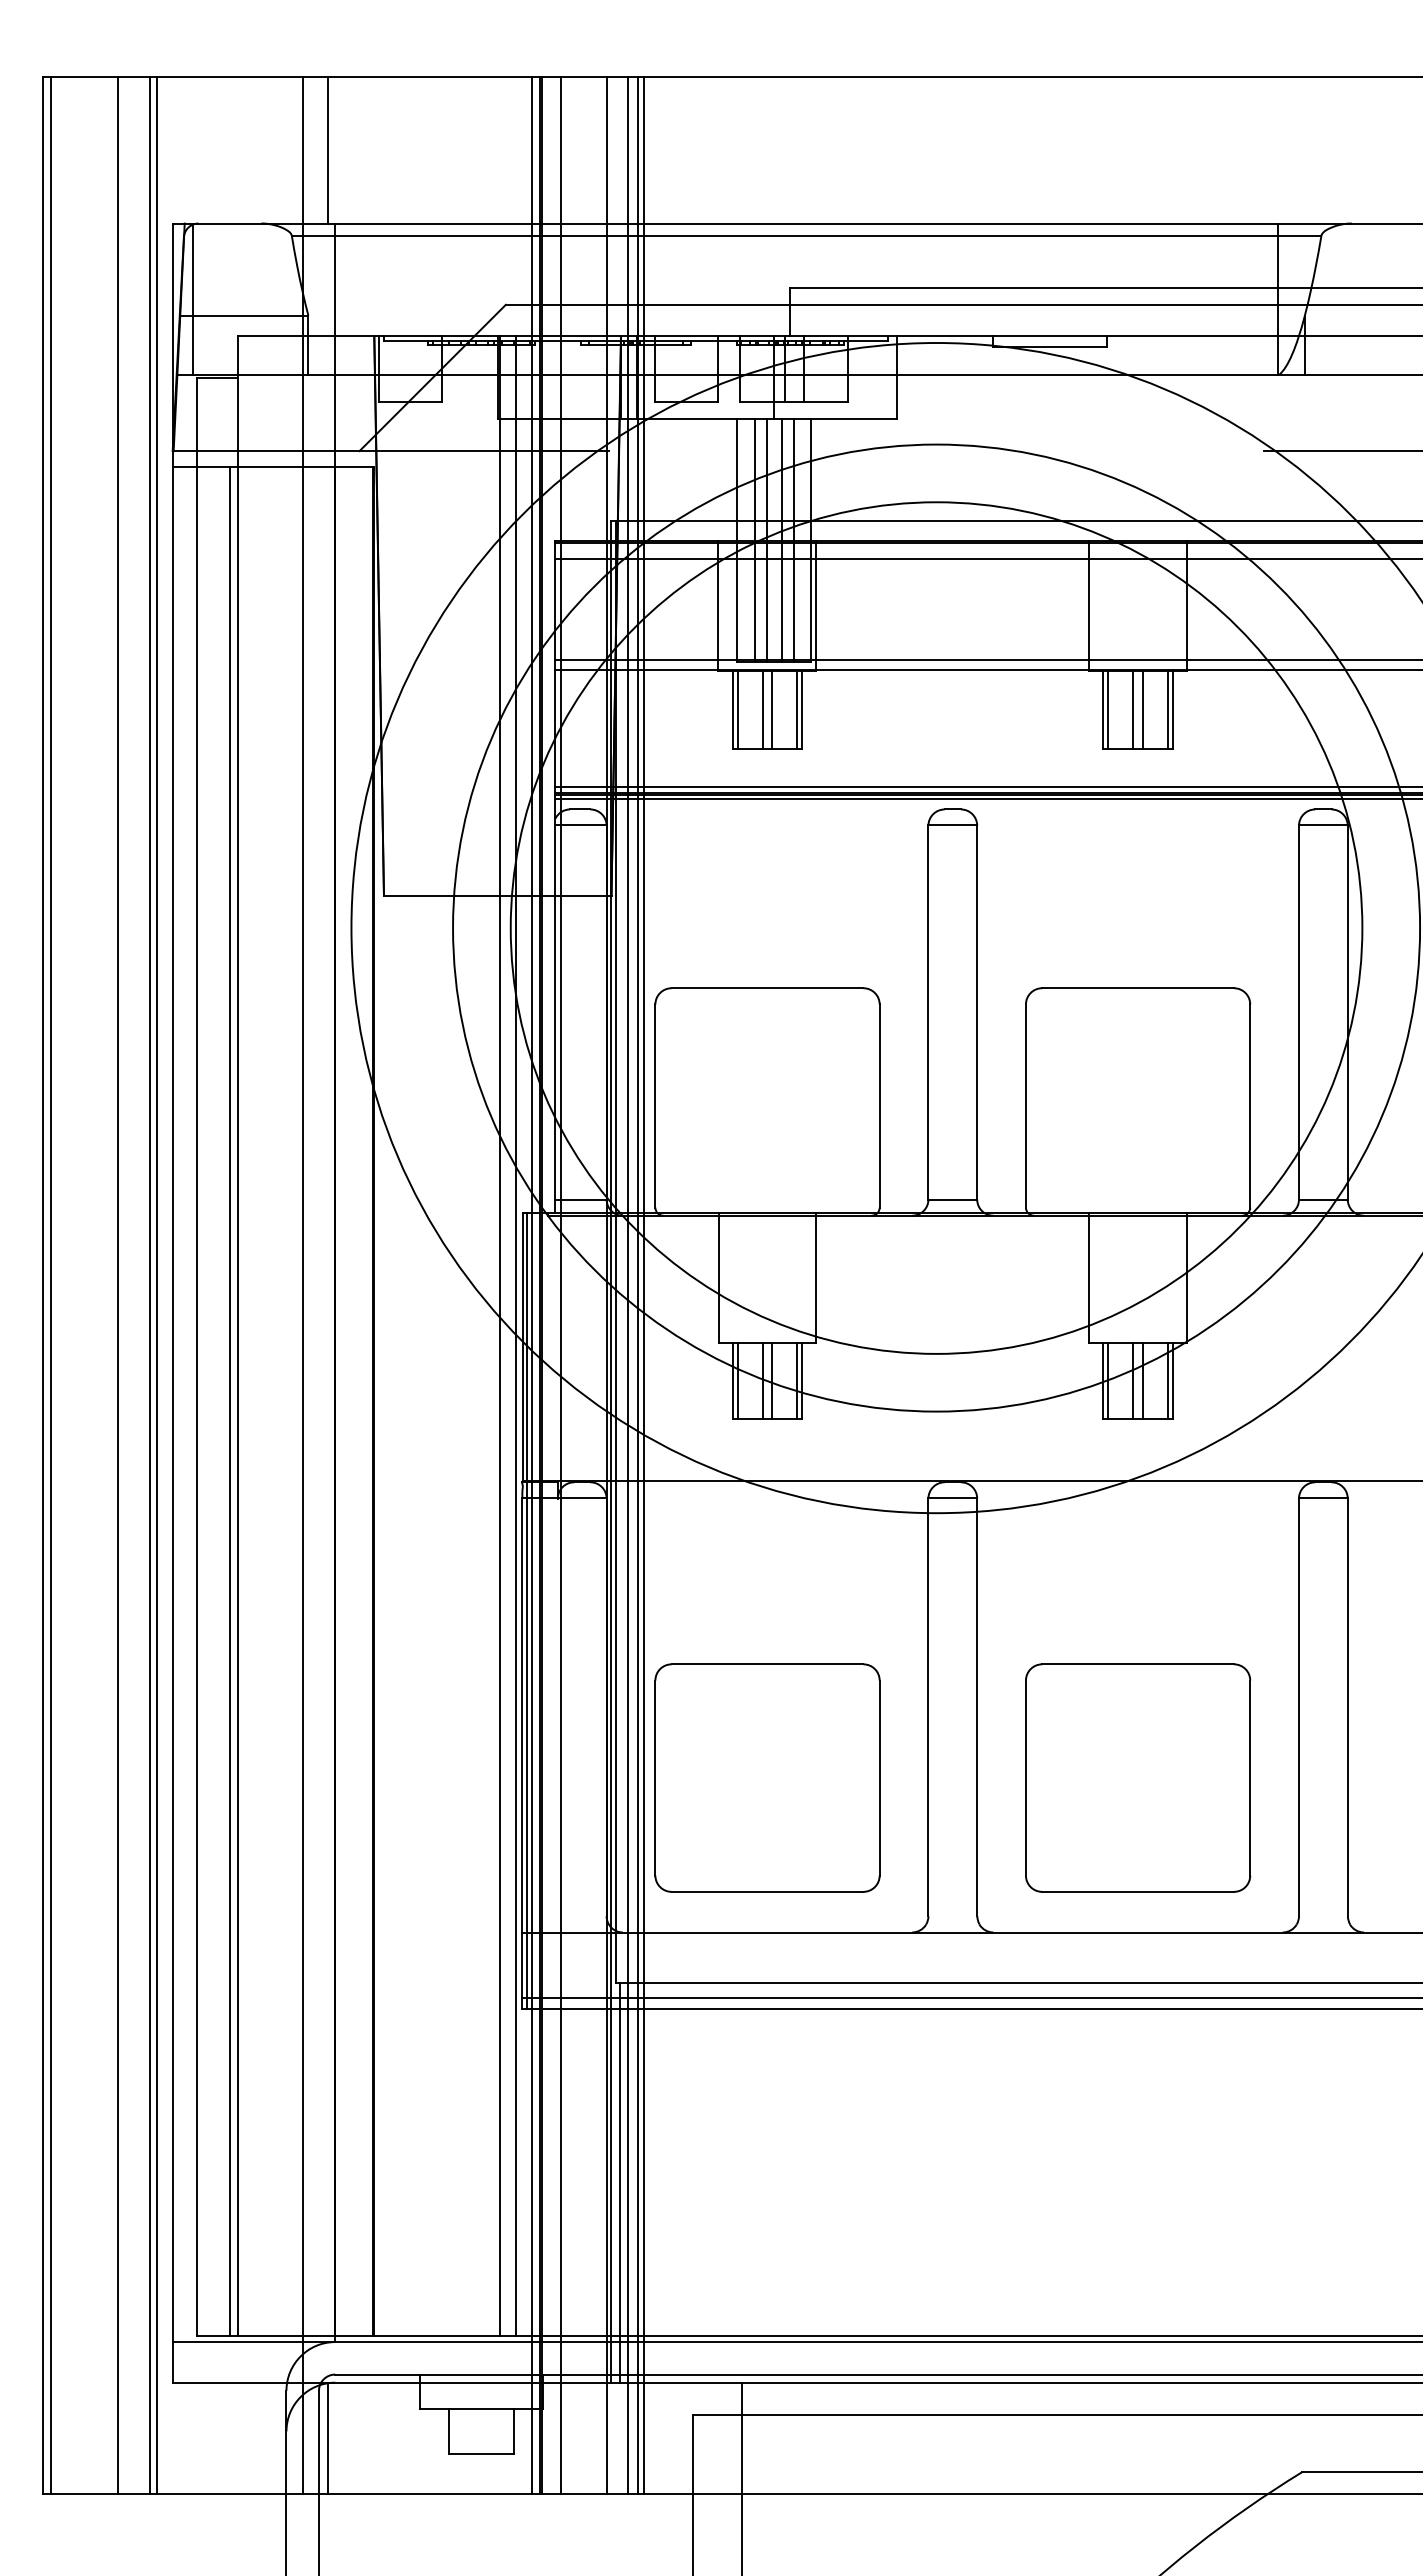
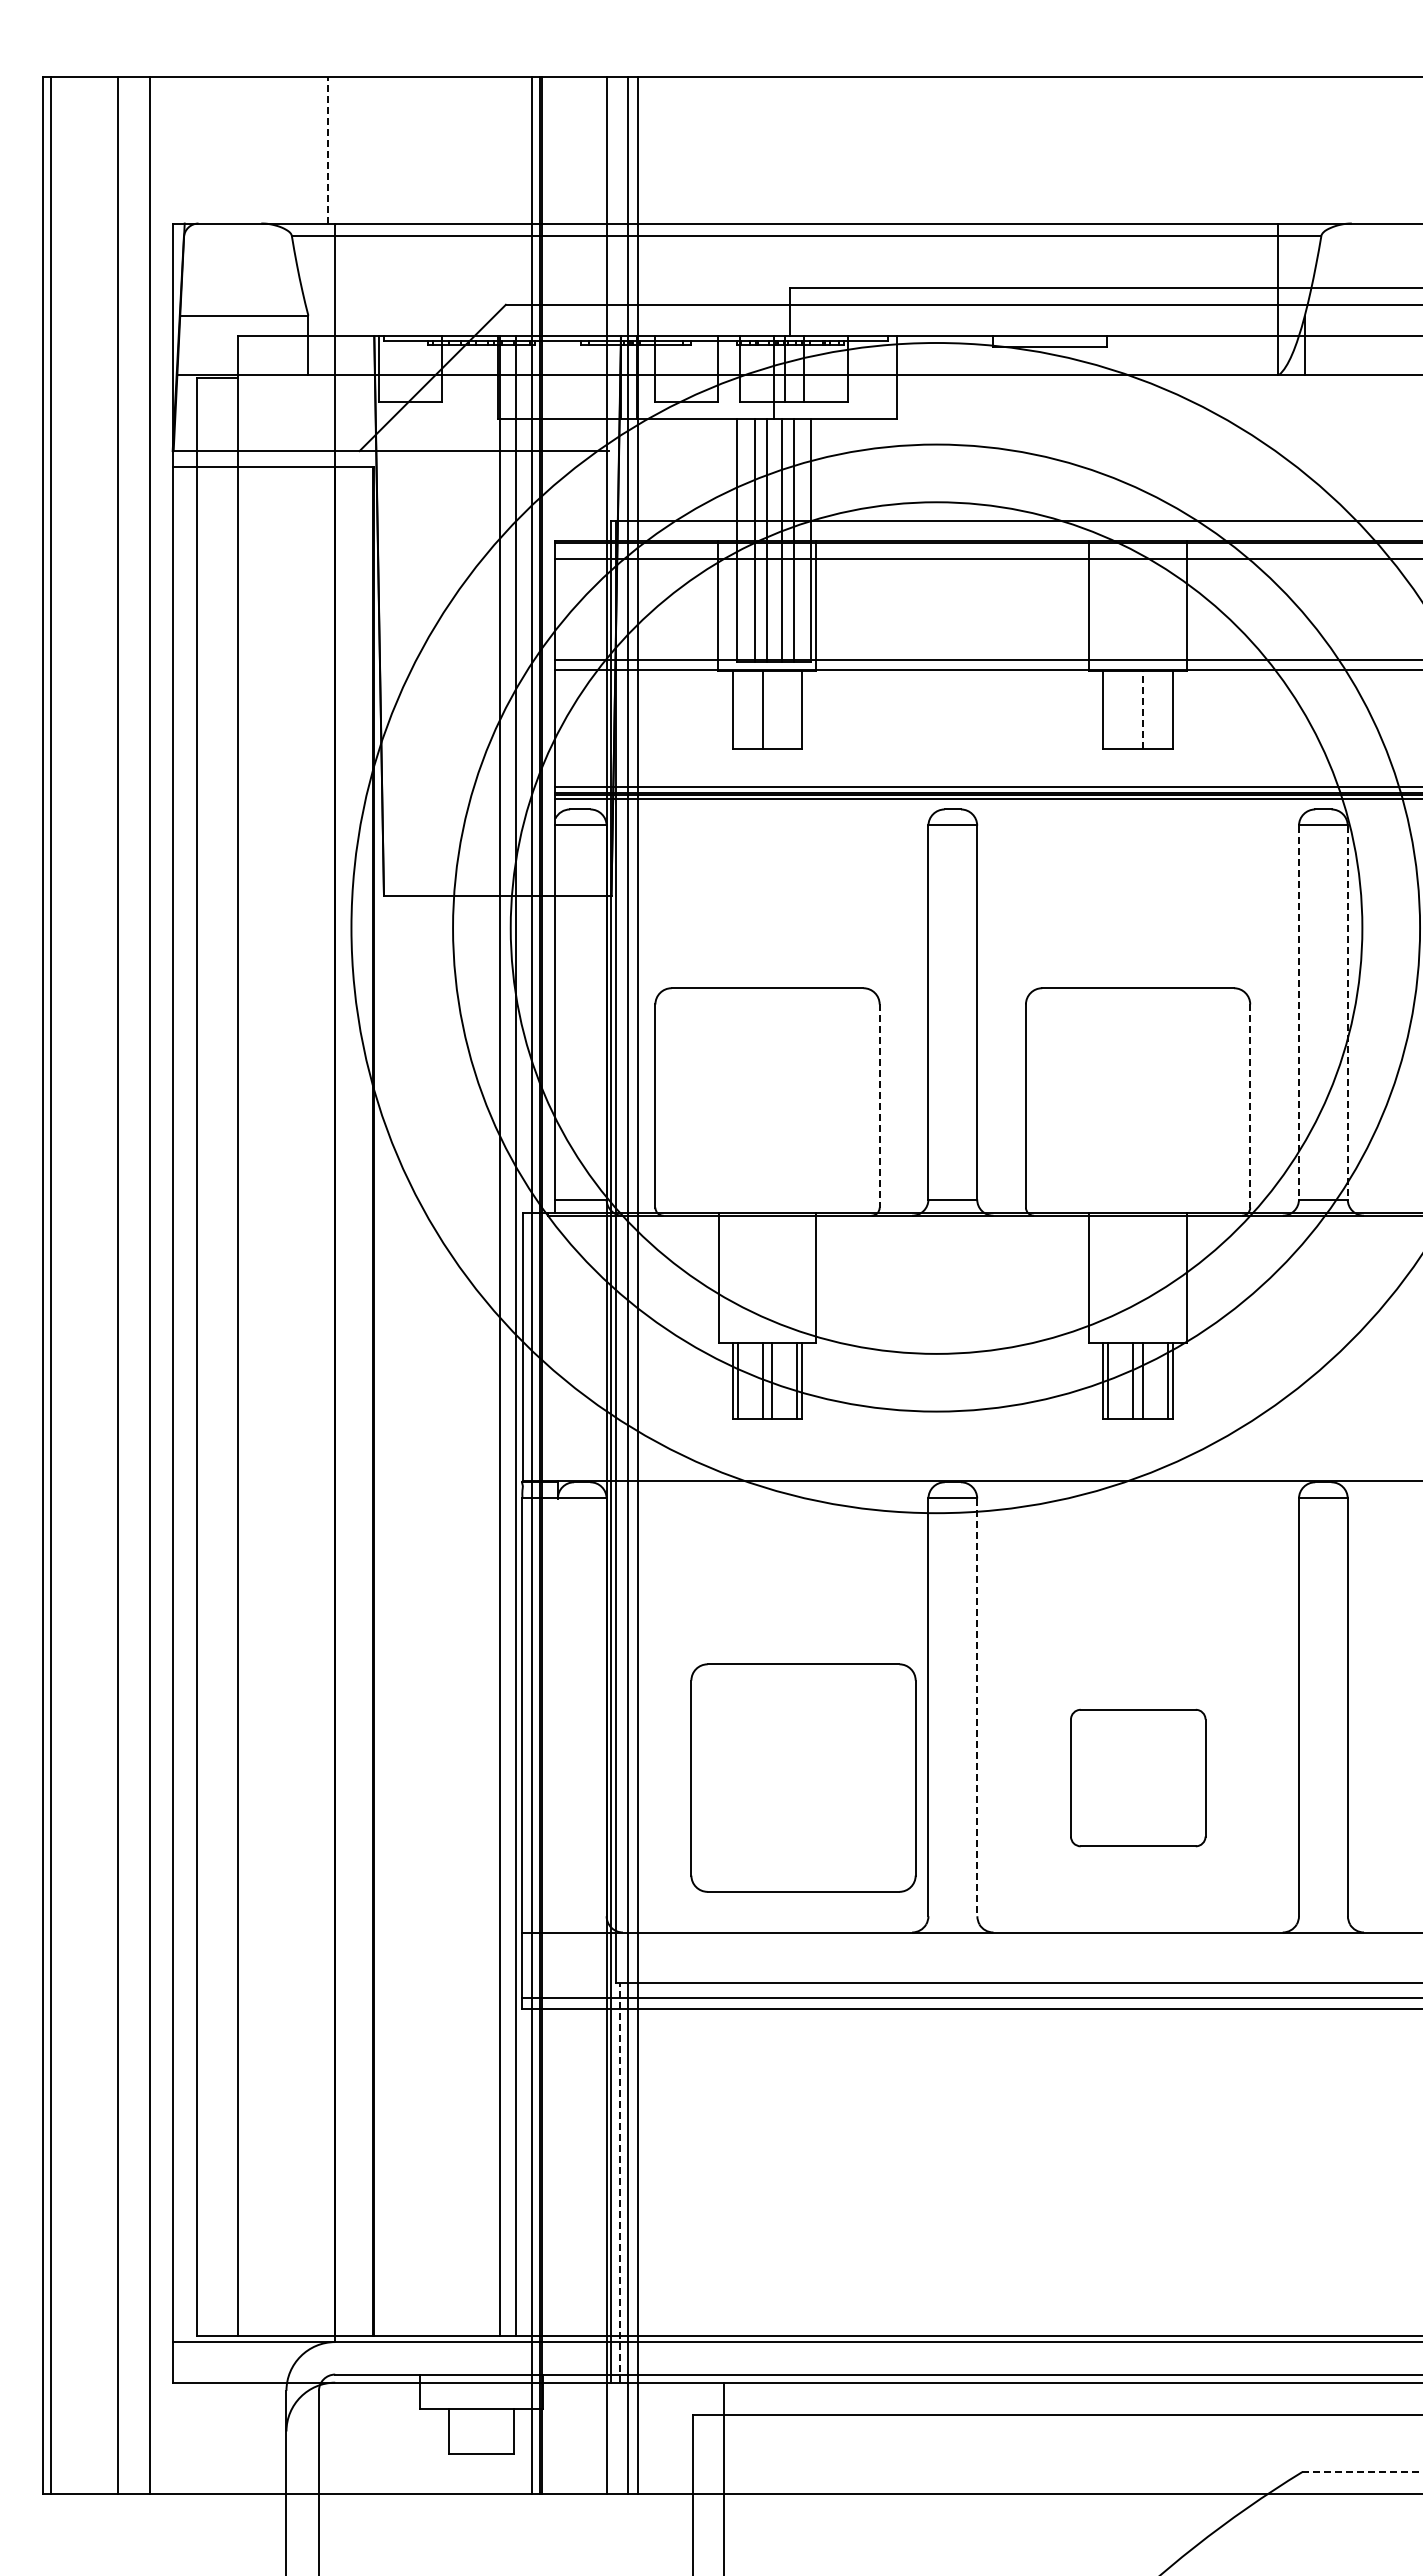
line: solid -> dashed (327, 149)
line: present -> none (193, 299)
line: present -> none (1341, 451)
line: solid -> dashed (1142, 709)
line: present -> none (737, 710)
line: present -> none (772, 710)
line: present -> none (797, 710)
line: present -> none (1108, 710)
line: present -> none (1133, 710)
line: present -> none (1168, 710)
line: solid -> dashed (1298, 1012)
line: solid -> dashed (1347, 1012)
line: solid -> dashed (879, 1106)
line: solid -> dashed (1250, 1106)
line: present -> none (157, 1285)
line: present -> none (302, 1285)
line: present -> none (561, 1285)
line: present -> none (644, 1285)
line: present -> none (229, 1401)
line: present -> none (526, 1610)
line: solid -> dashed (977, 1707)
part position: (767, 1777) -> (803, 1777) (803, 1777)
part size: 227x230 px -> 137x140 px (1138, 1777)
line: solid -> dashed (620, 2183)
line: present -> none (327, 2438)
line: solid -> dashed (1362, 2472)
line position: (741, 2477) -> (723, 2477) (723, 2477)
